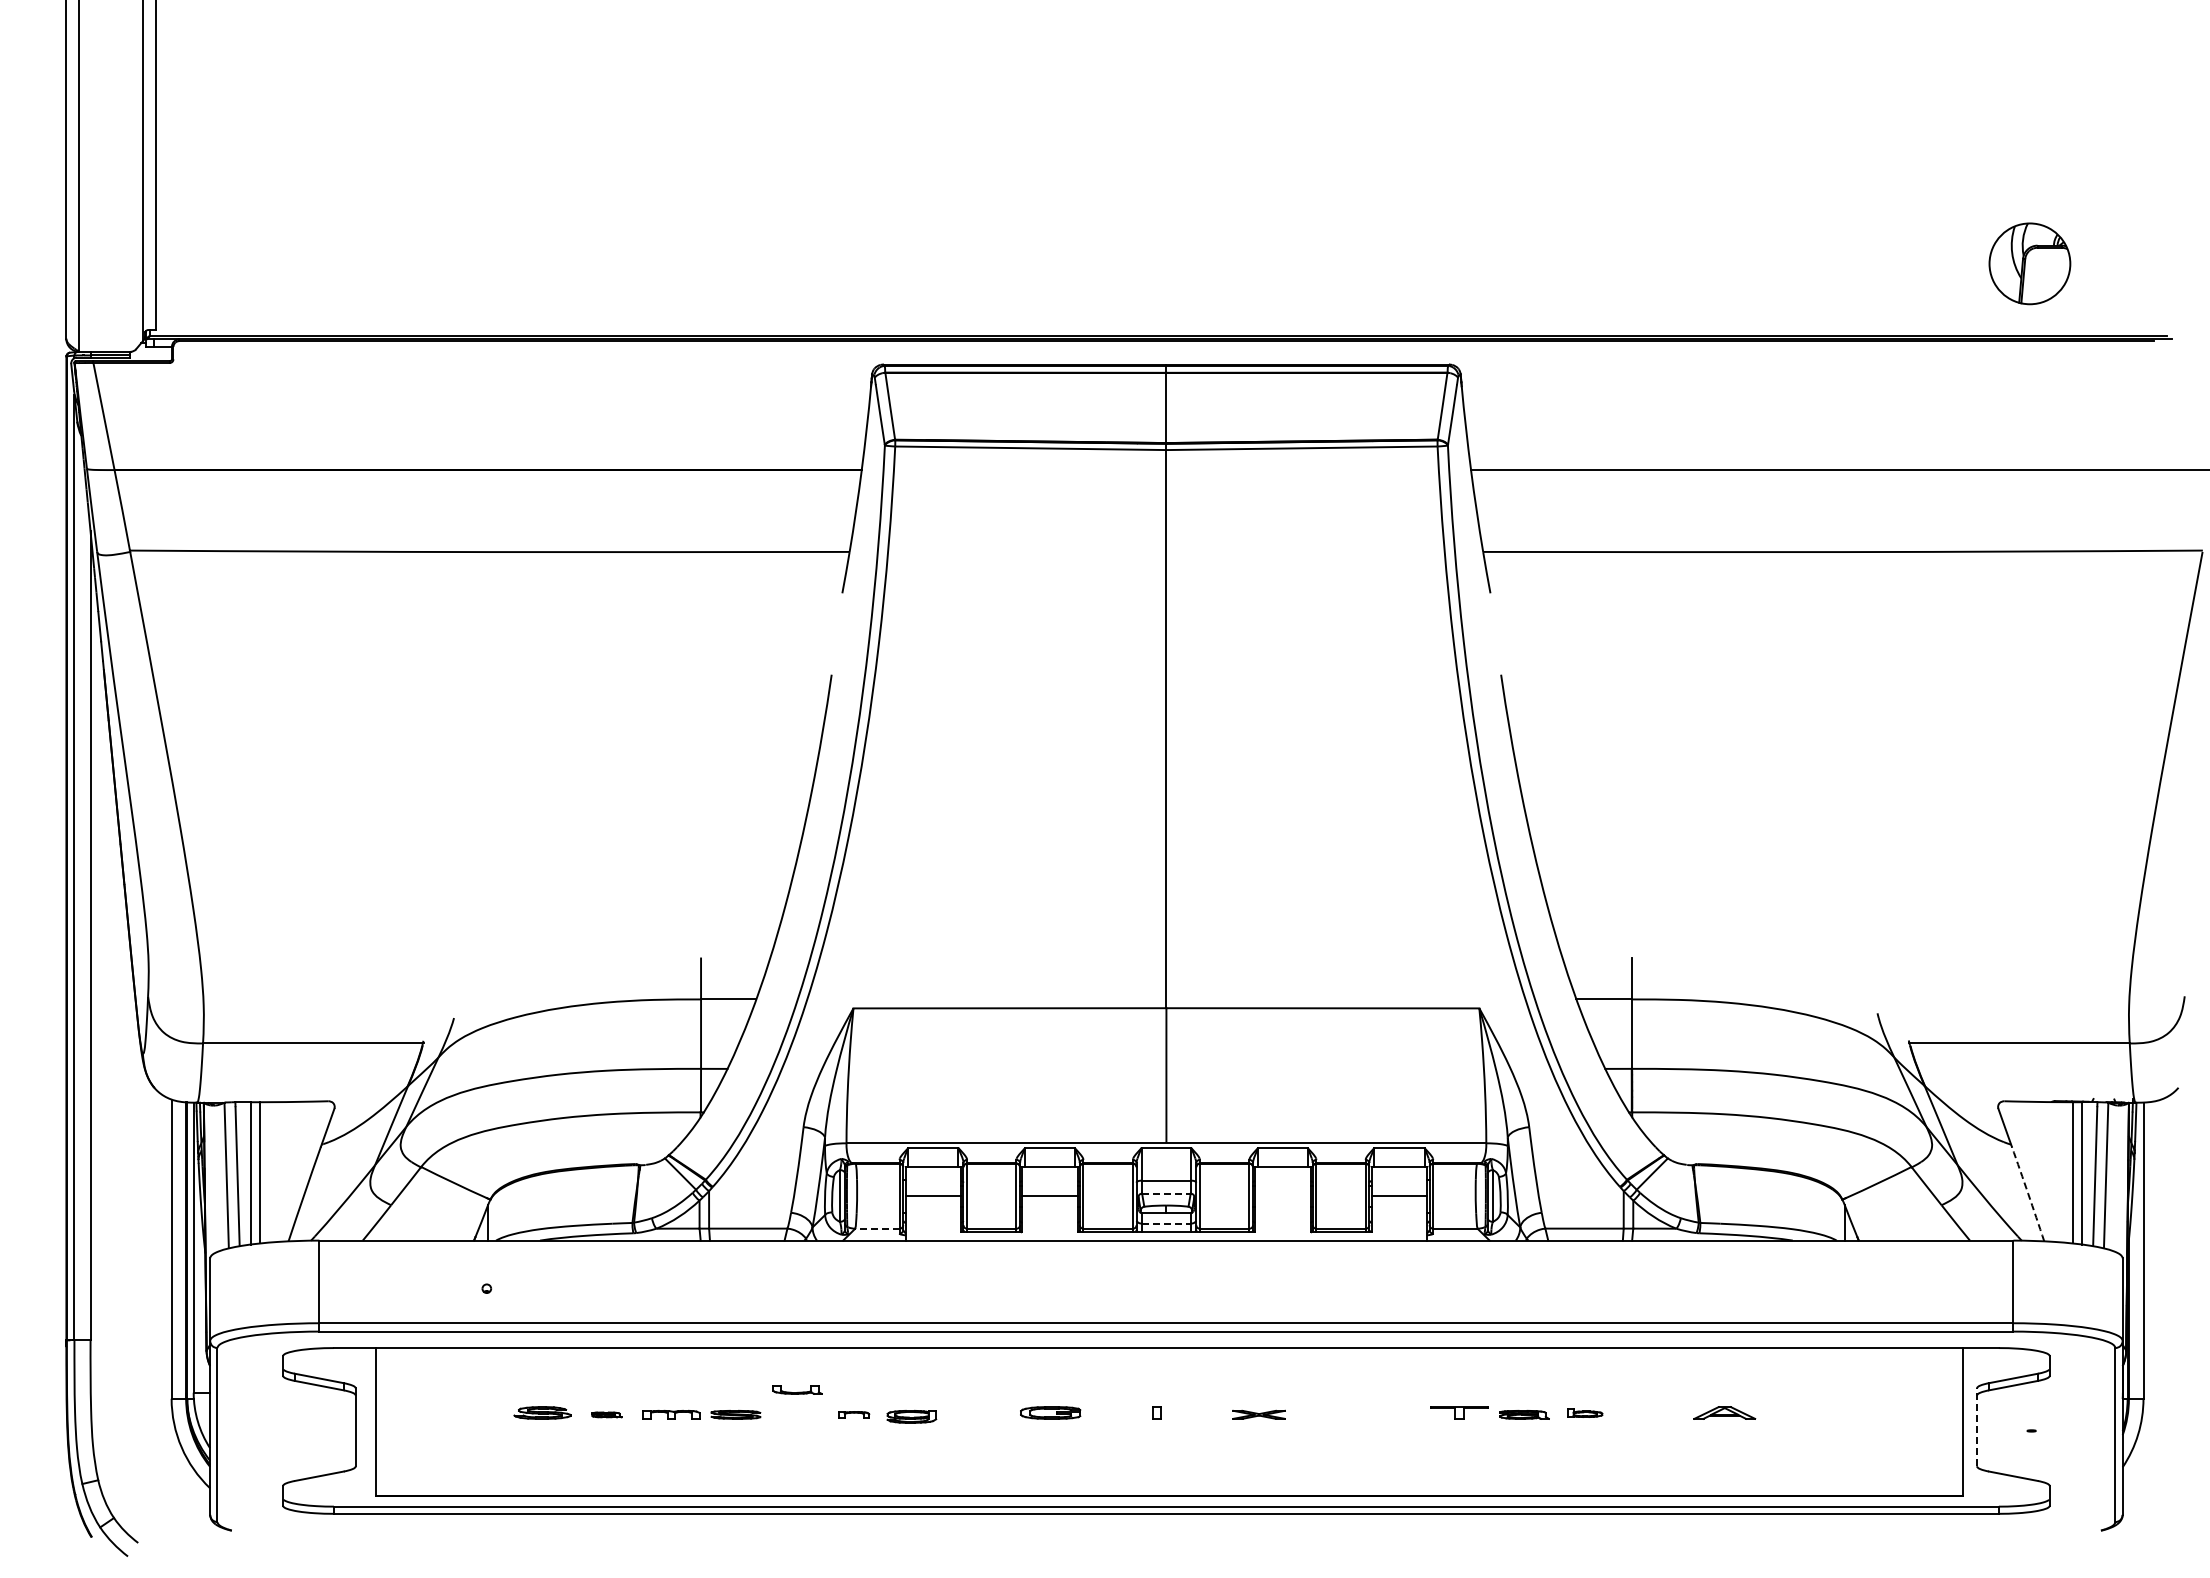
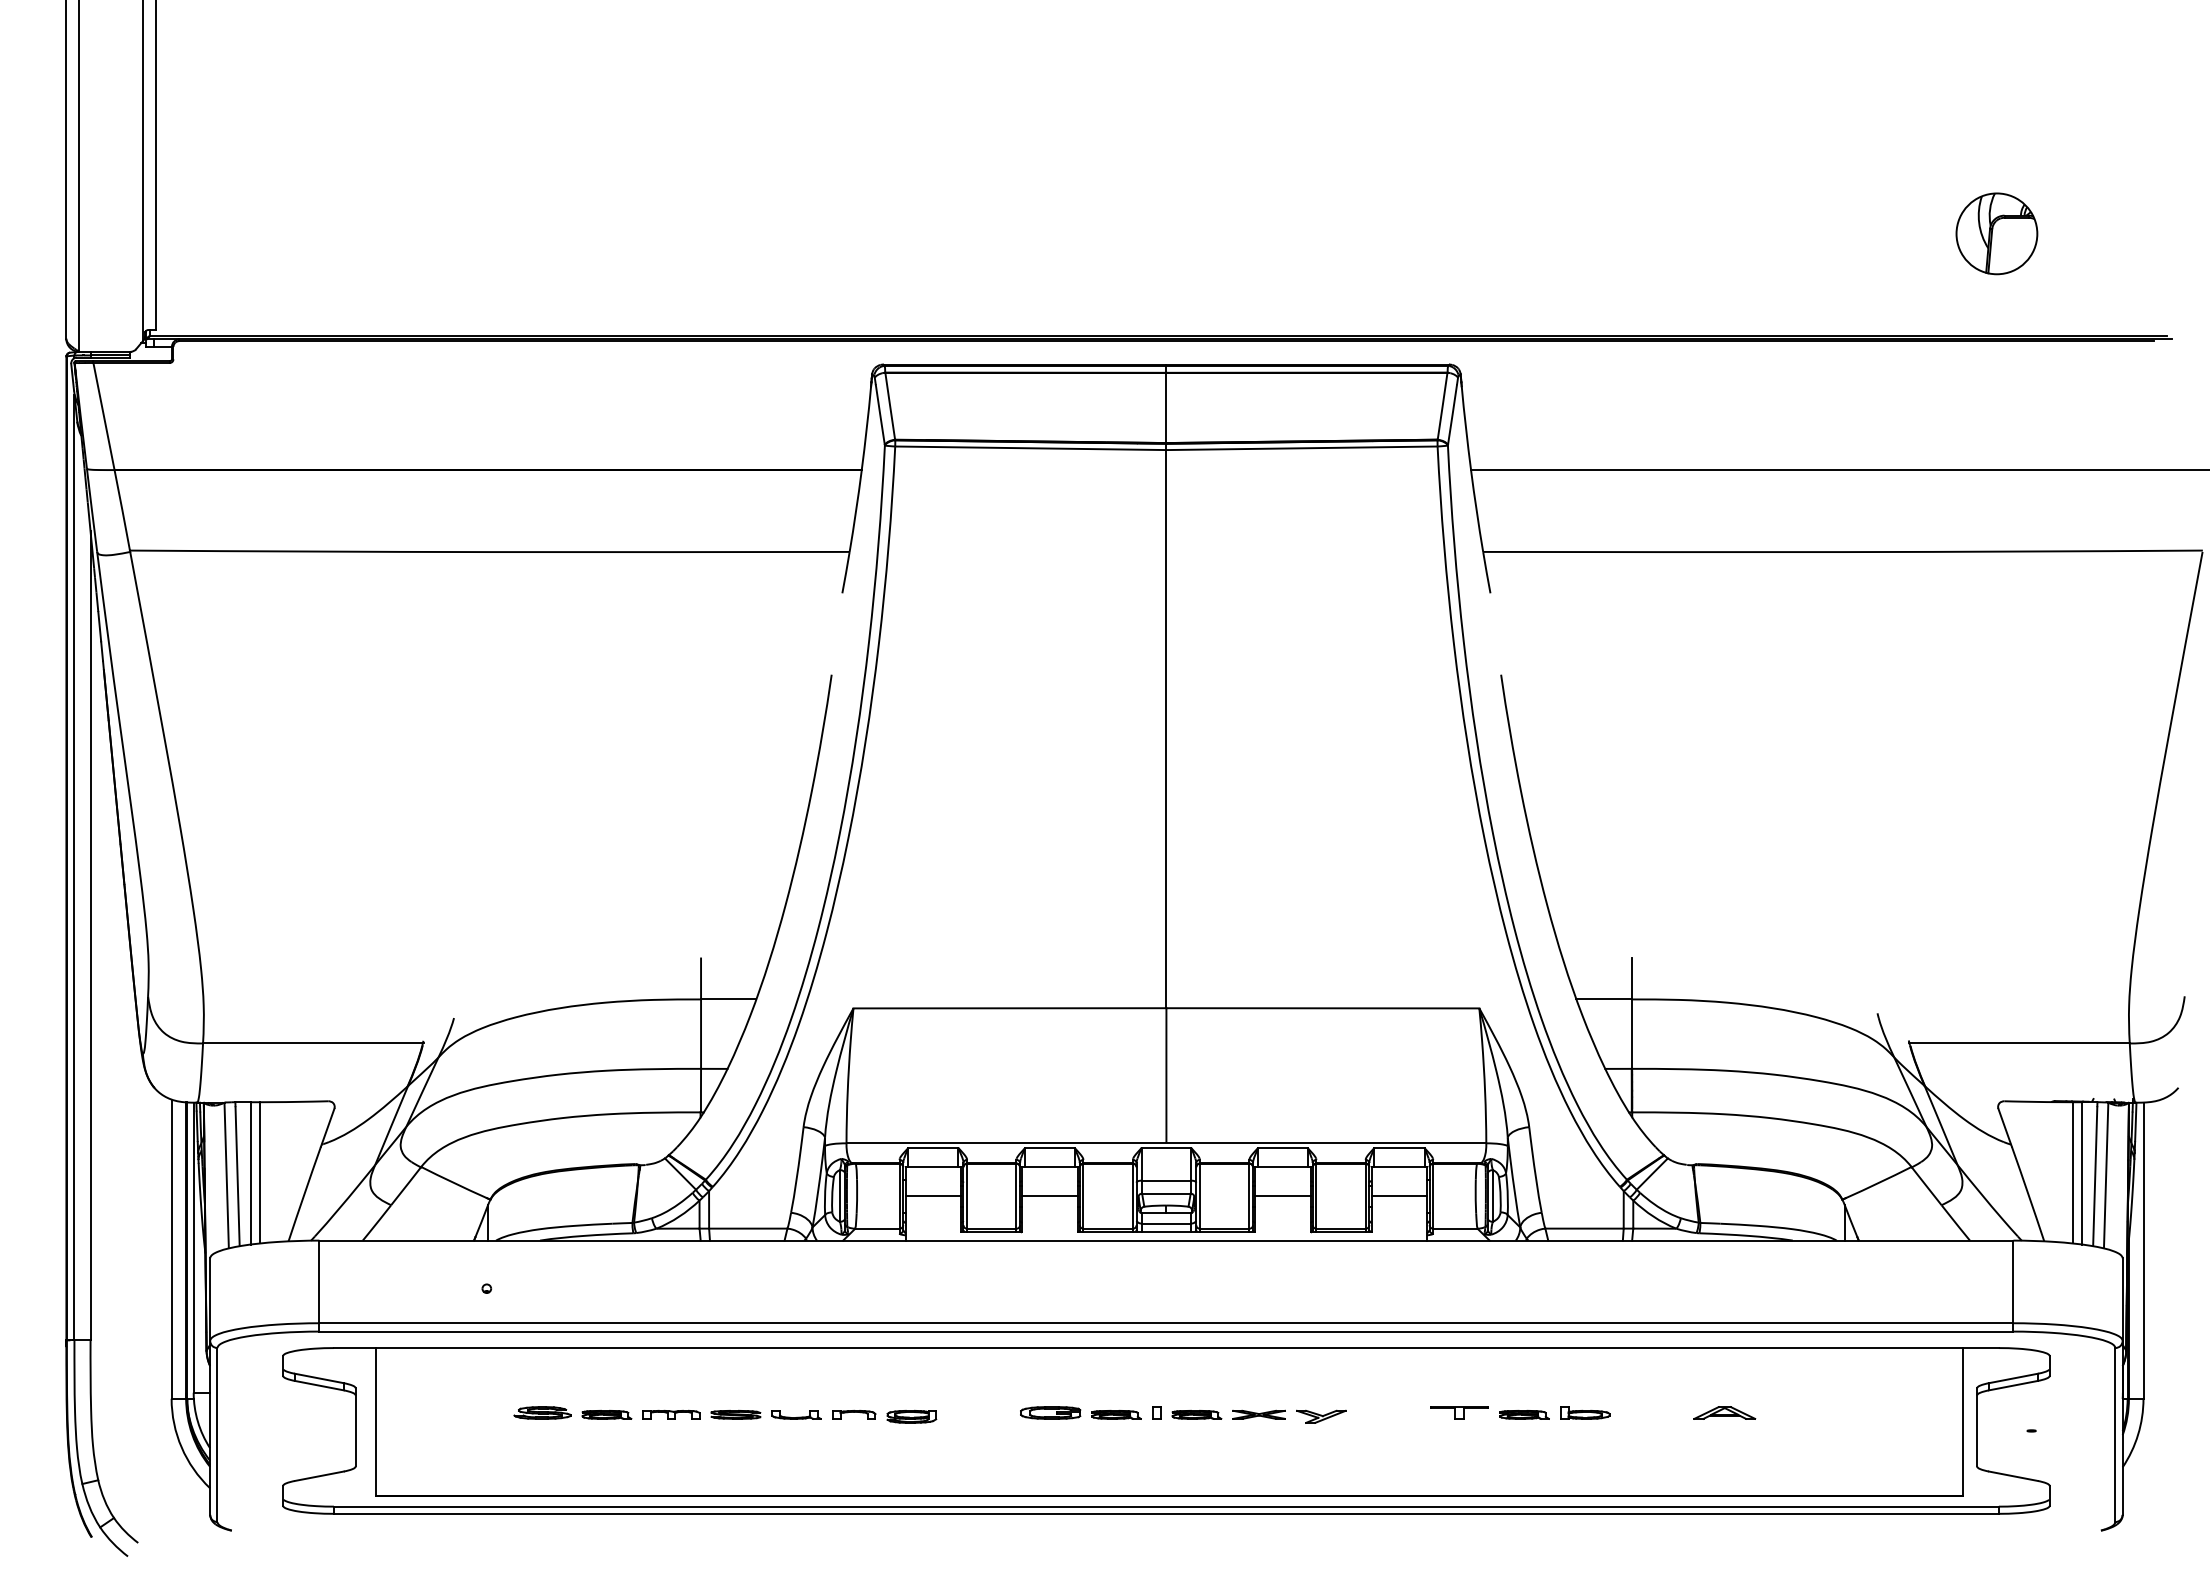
part position: (2029, 263) -> (1996, 233) (1996, 233)
line: dashed -> solid (1166, 1193)
arc: dashed -> solid (2028, 1193)
line: none -> present (1282, 1195)
line: dashed -> solid (1166, 1223)
line: dashed -> solid (876, 1228)
part position: (797, 1389) -> (796, 1414) (796, 1414)
part size: 37x10 px -> 51x14 px (1585, 1412)
part size: 32x8 px -> 52x10 px (606, 1414)
part size: 33x8 px -> 45x11 px (854, 1414)
part: none -> present (1116, 1414)
part: none -> present (1196, 1414)
part: none -> present (1321, 1416)
line: dashed -> solid (1977, 1427)
